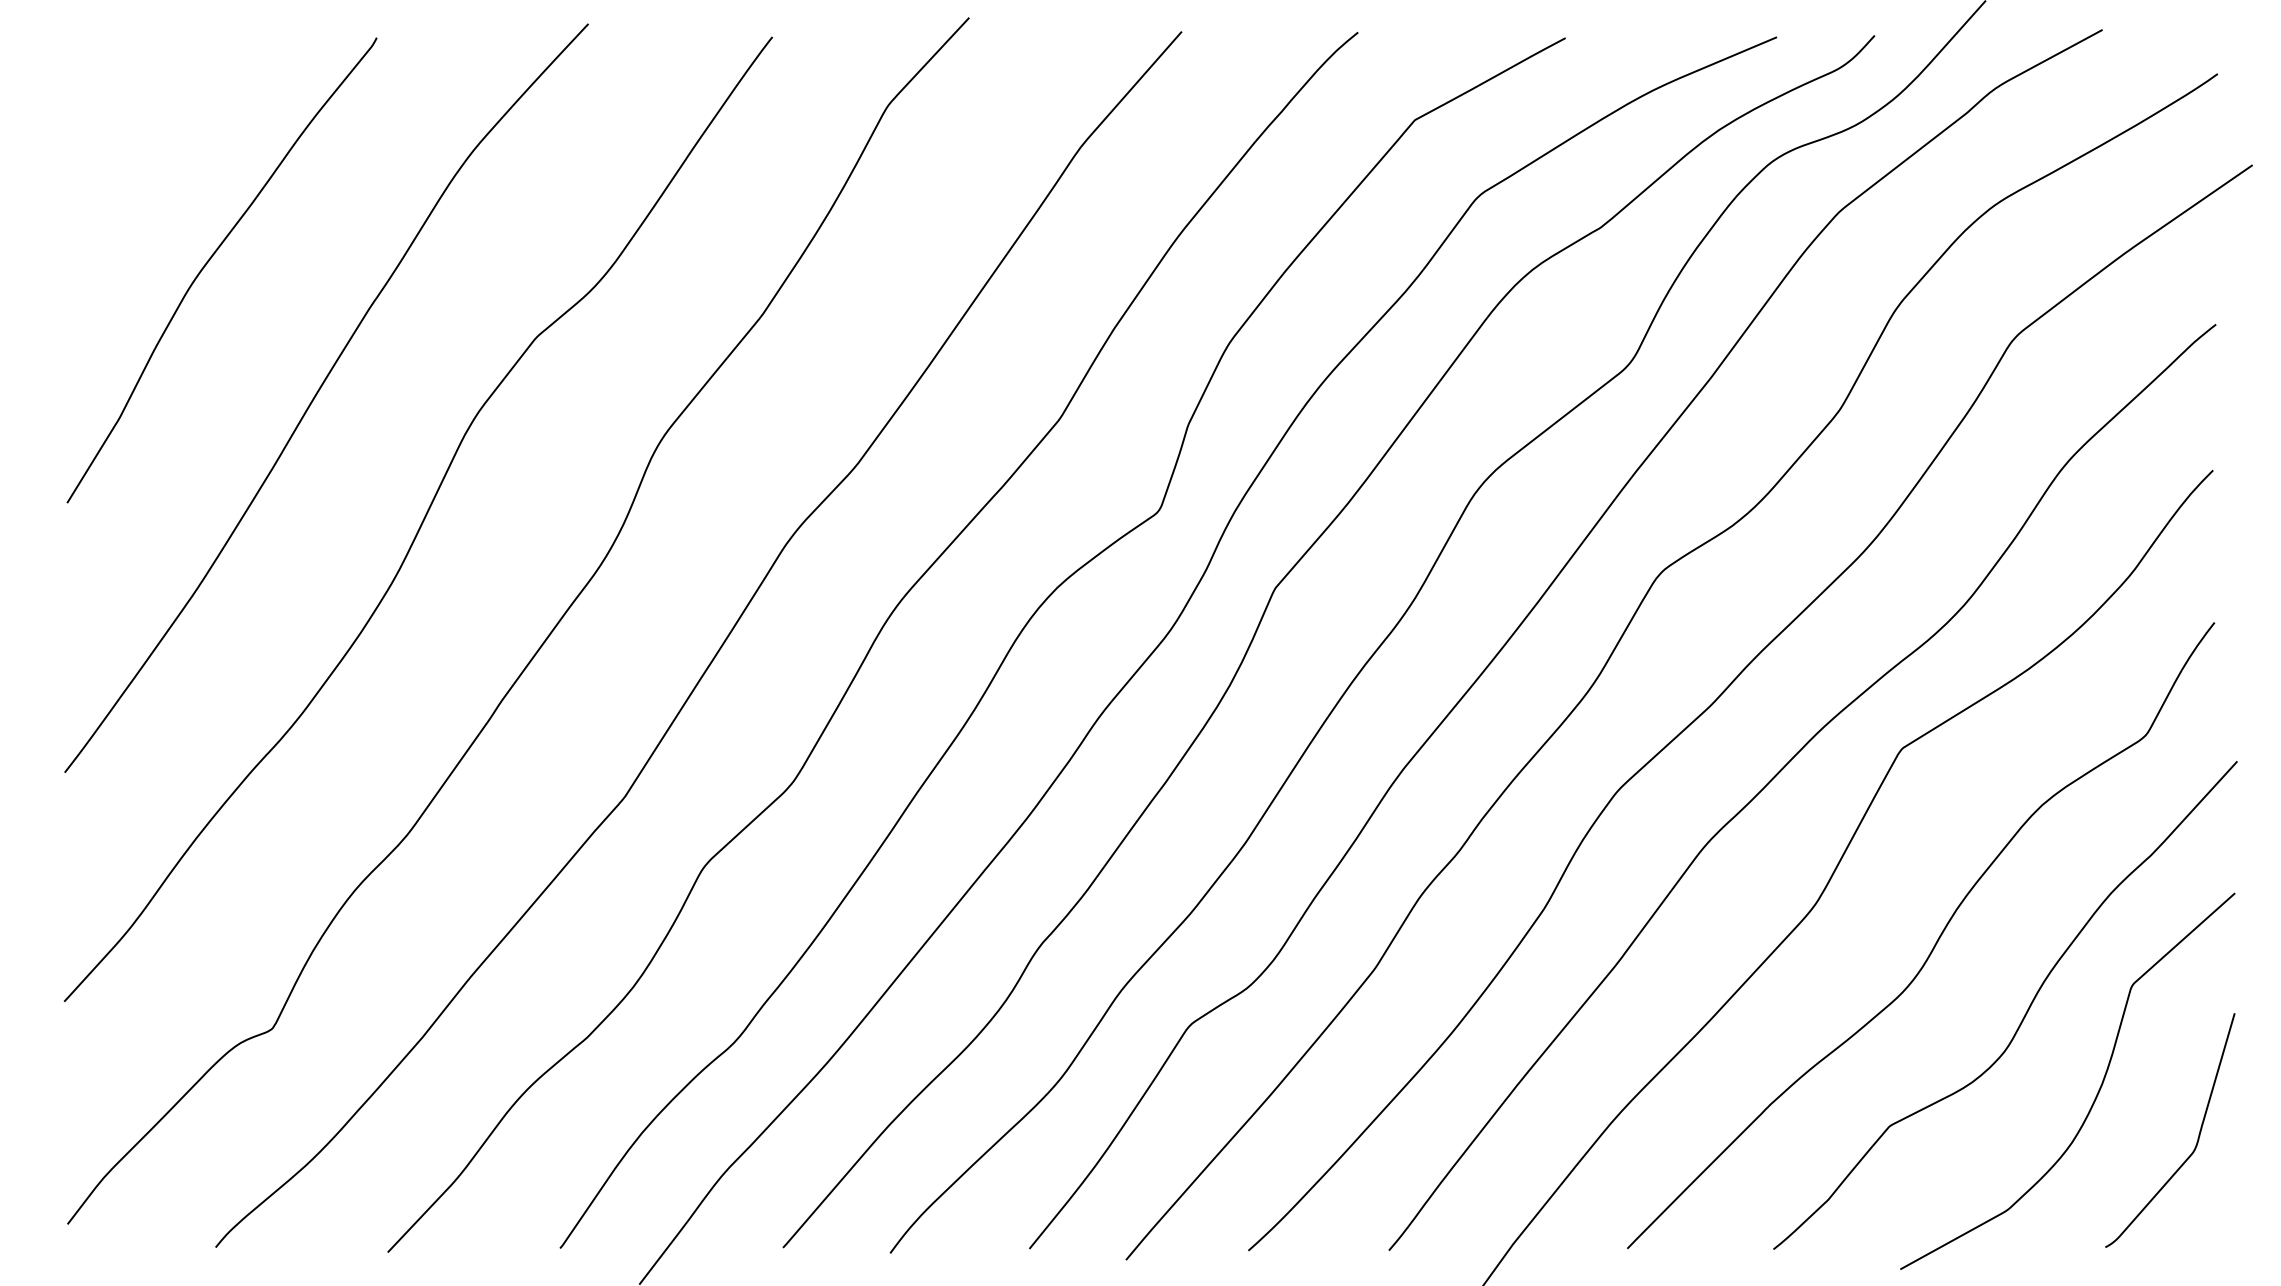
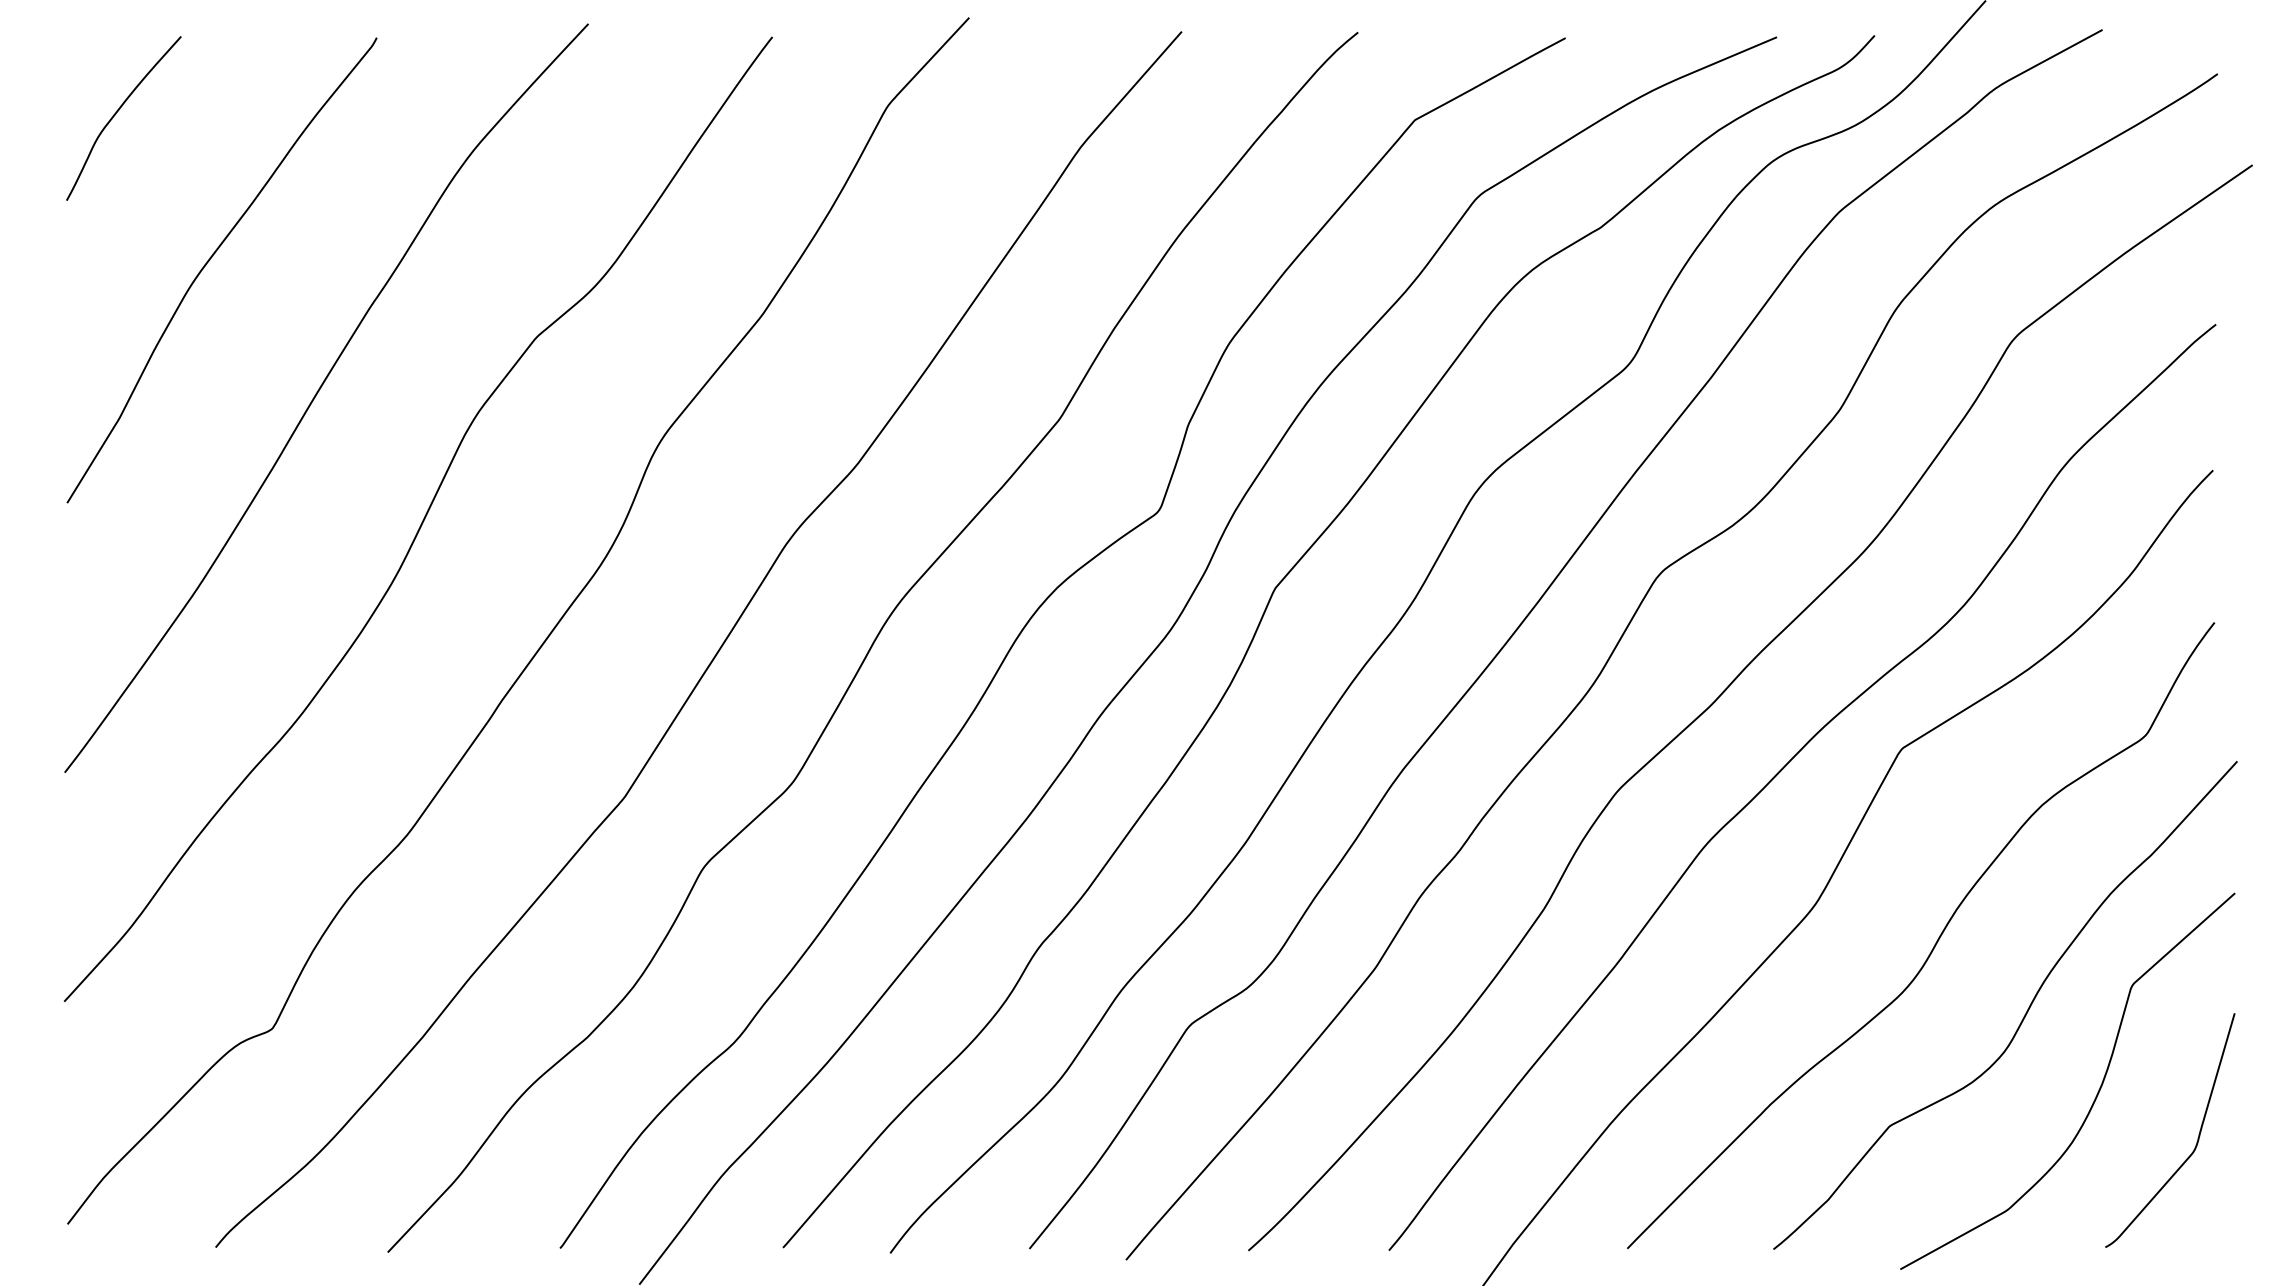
curve: none -> present (116, 114)
